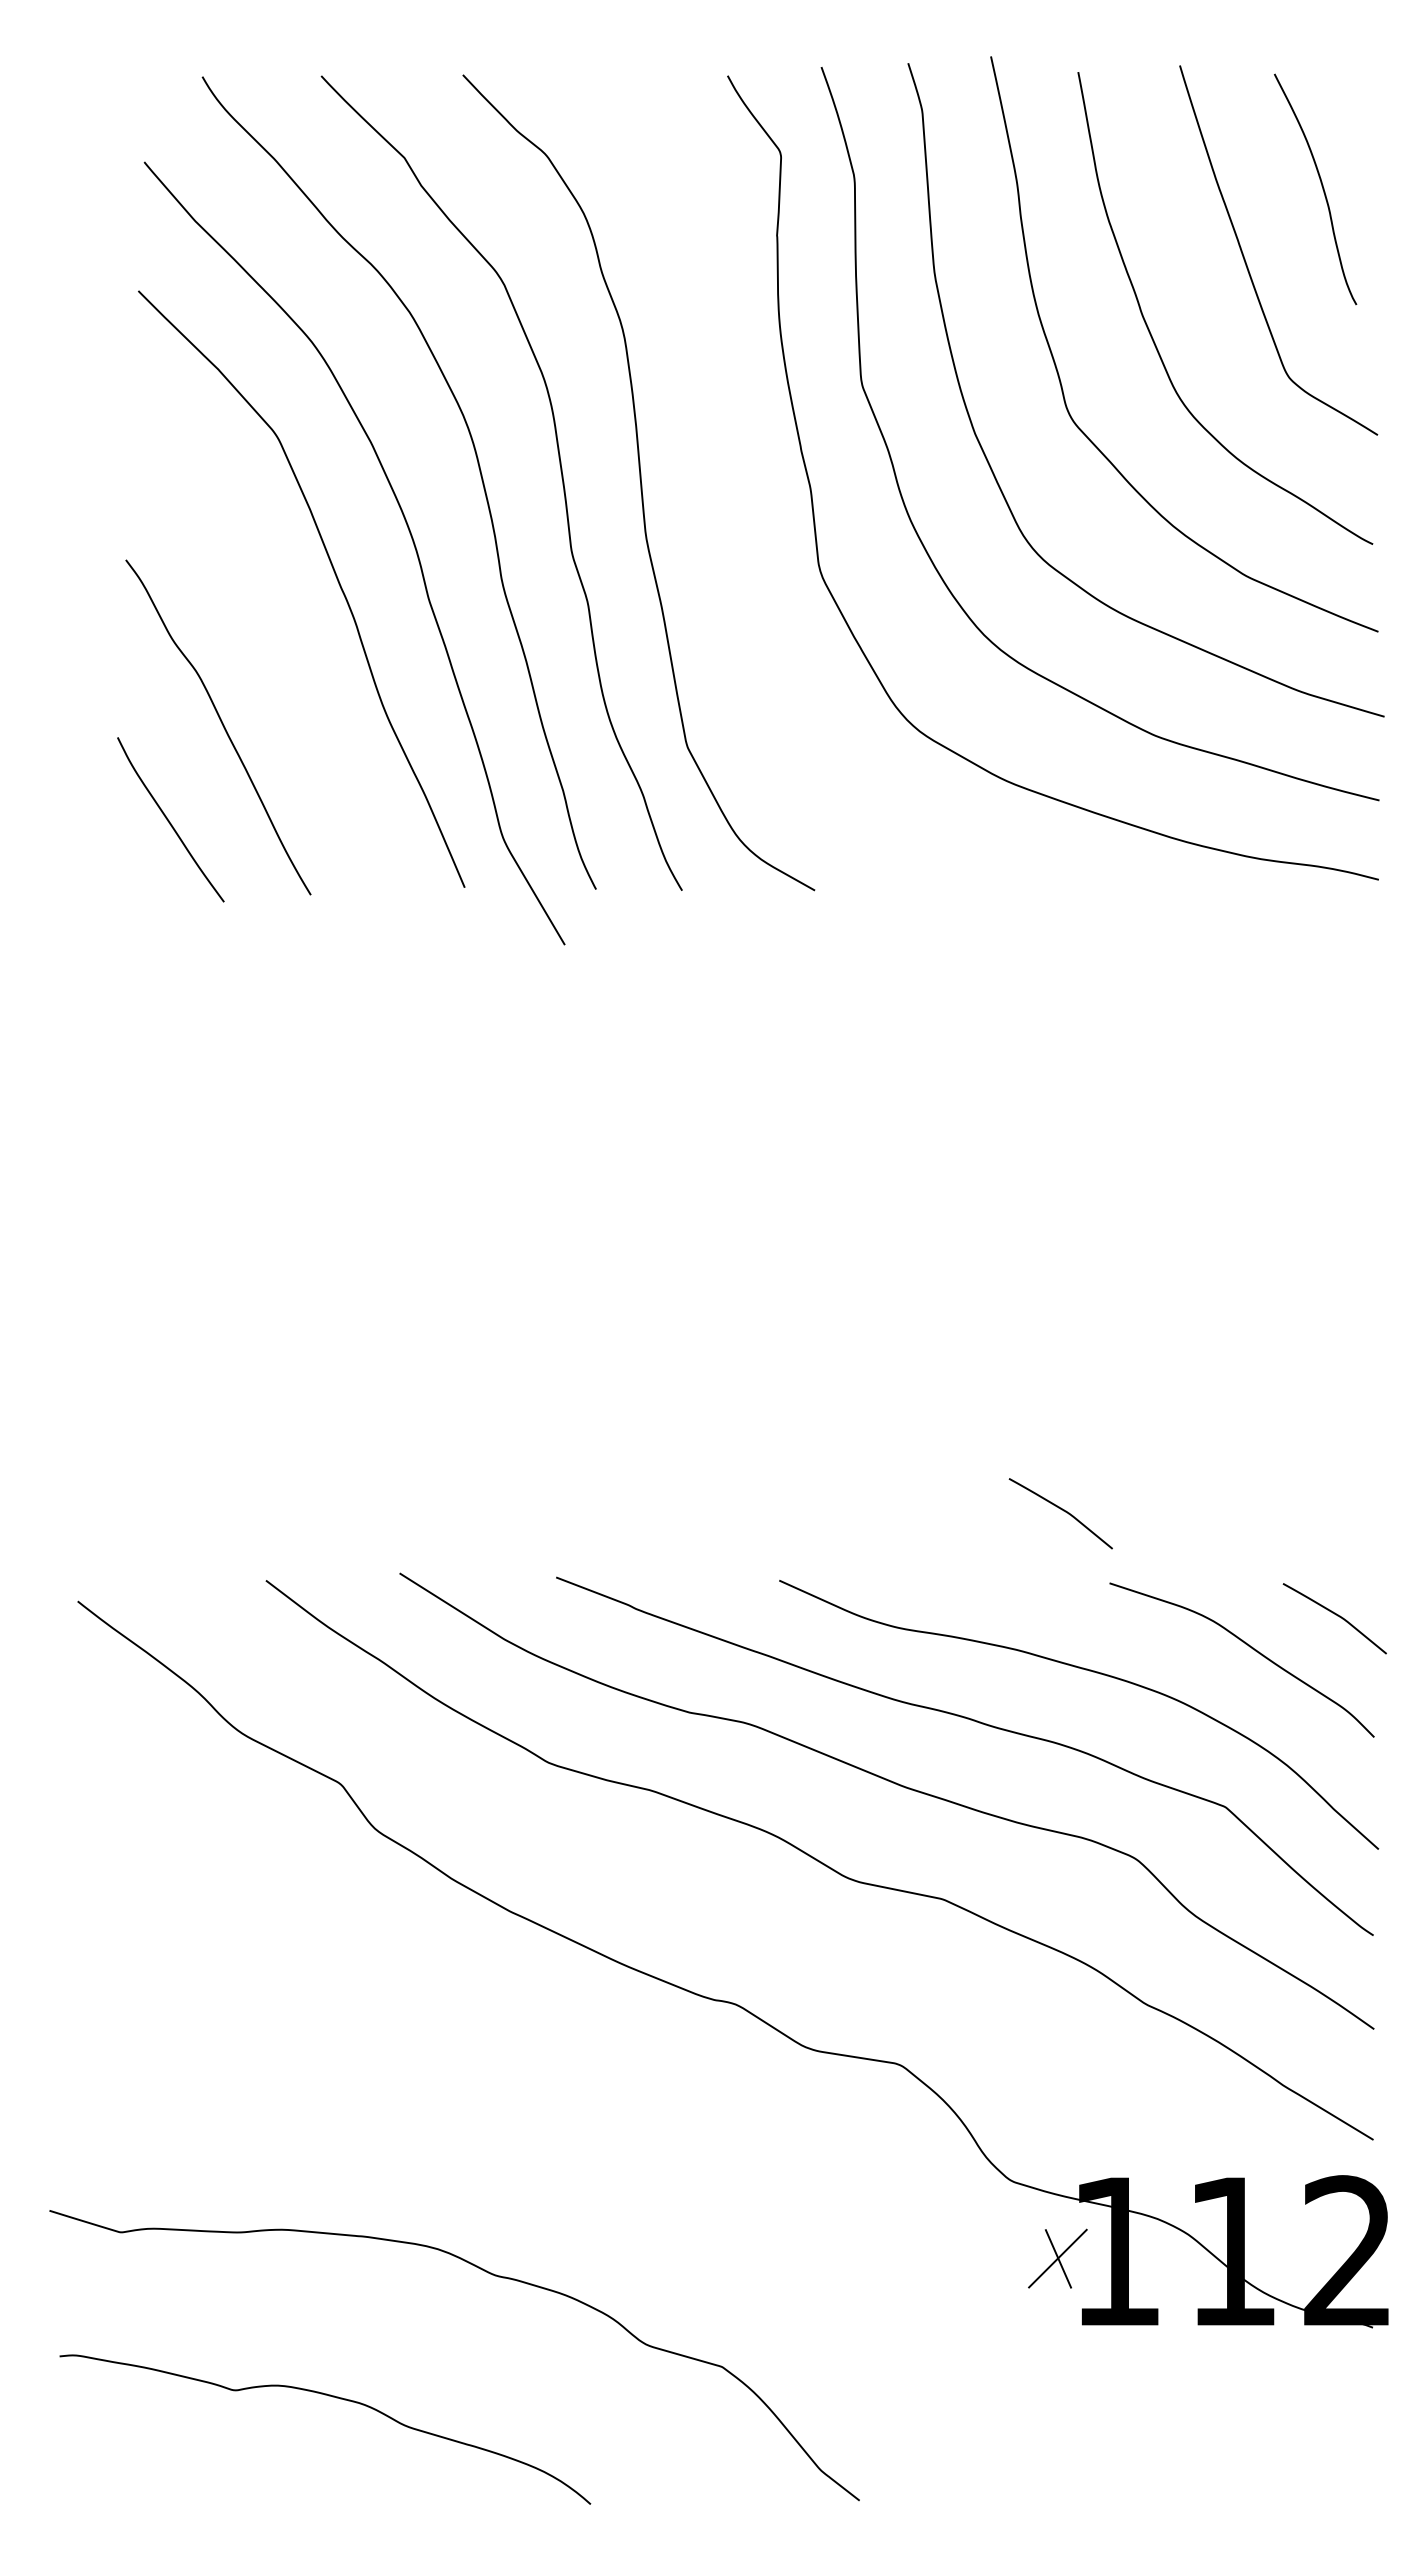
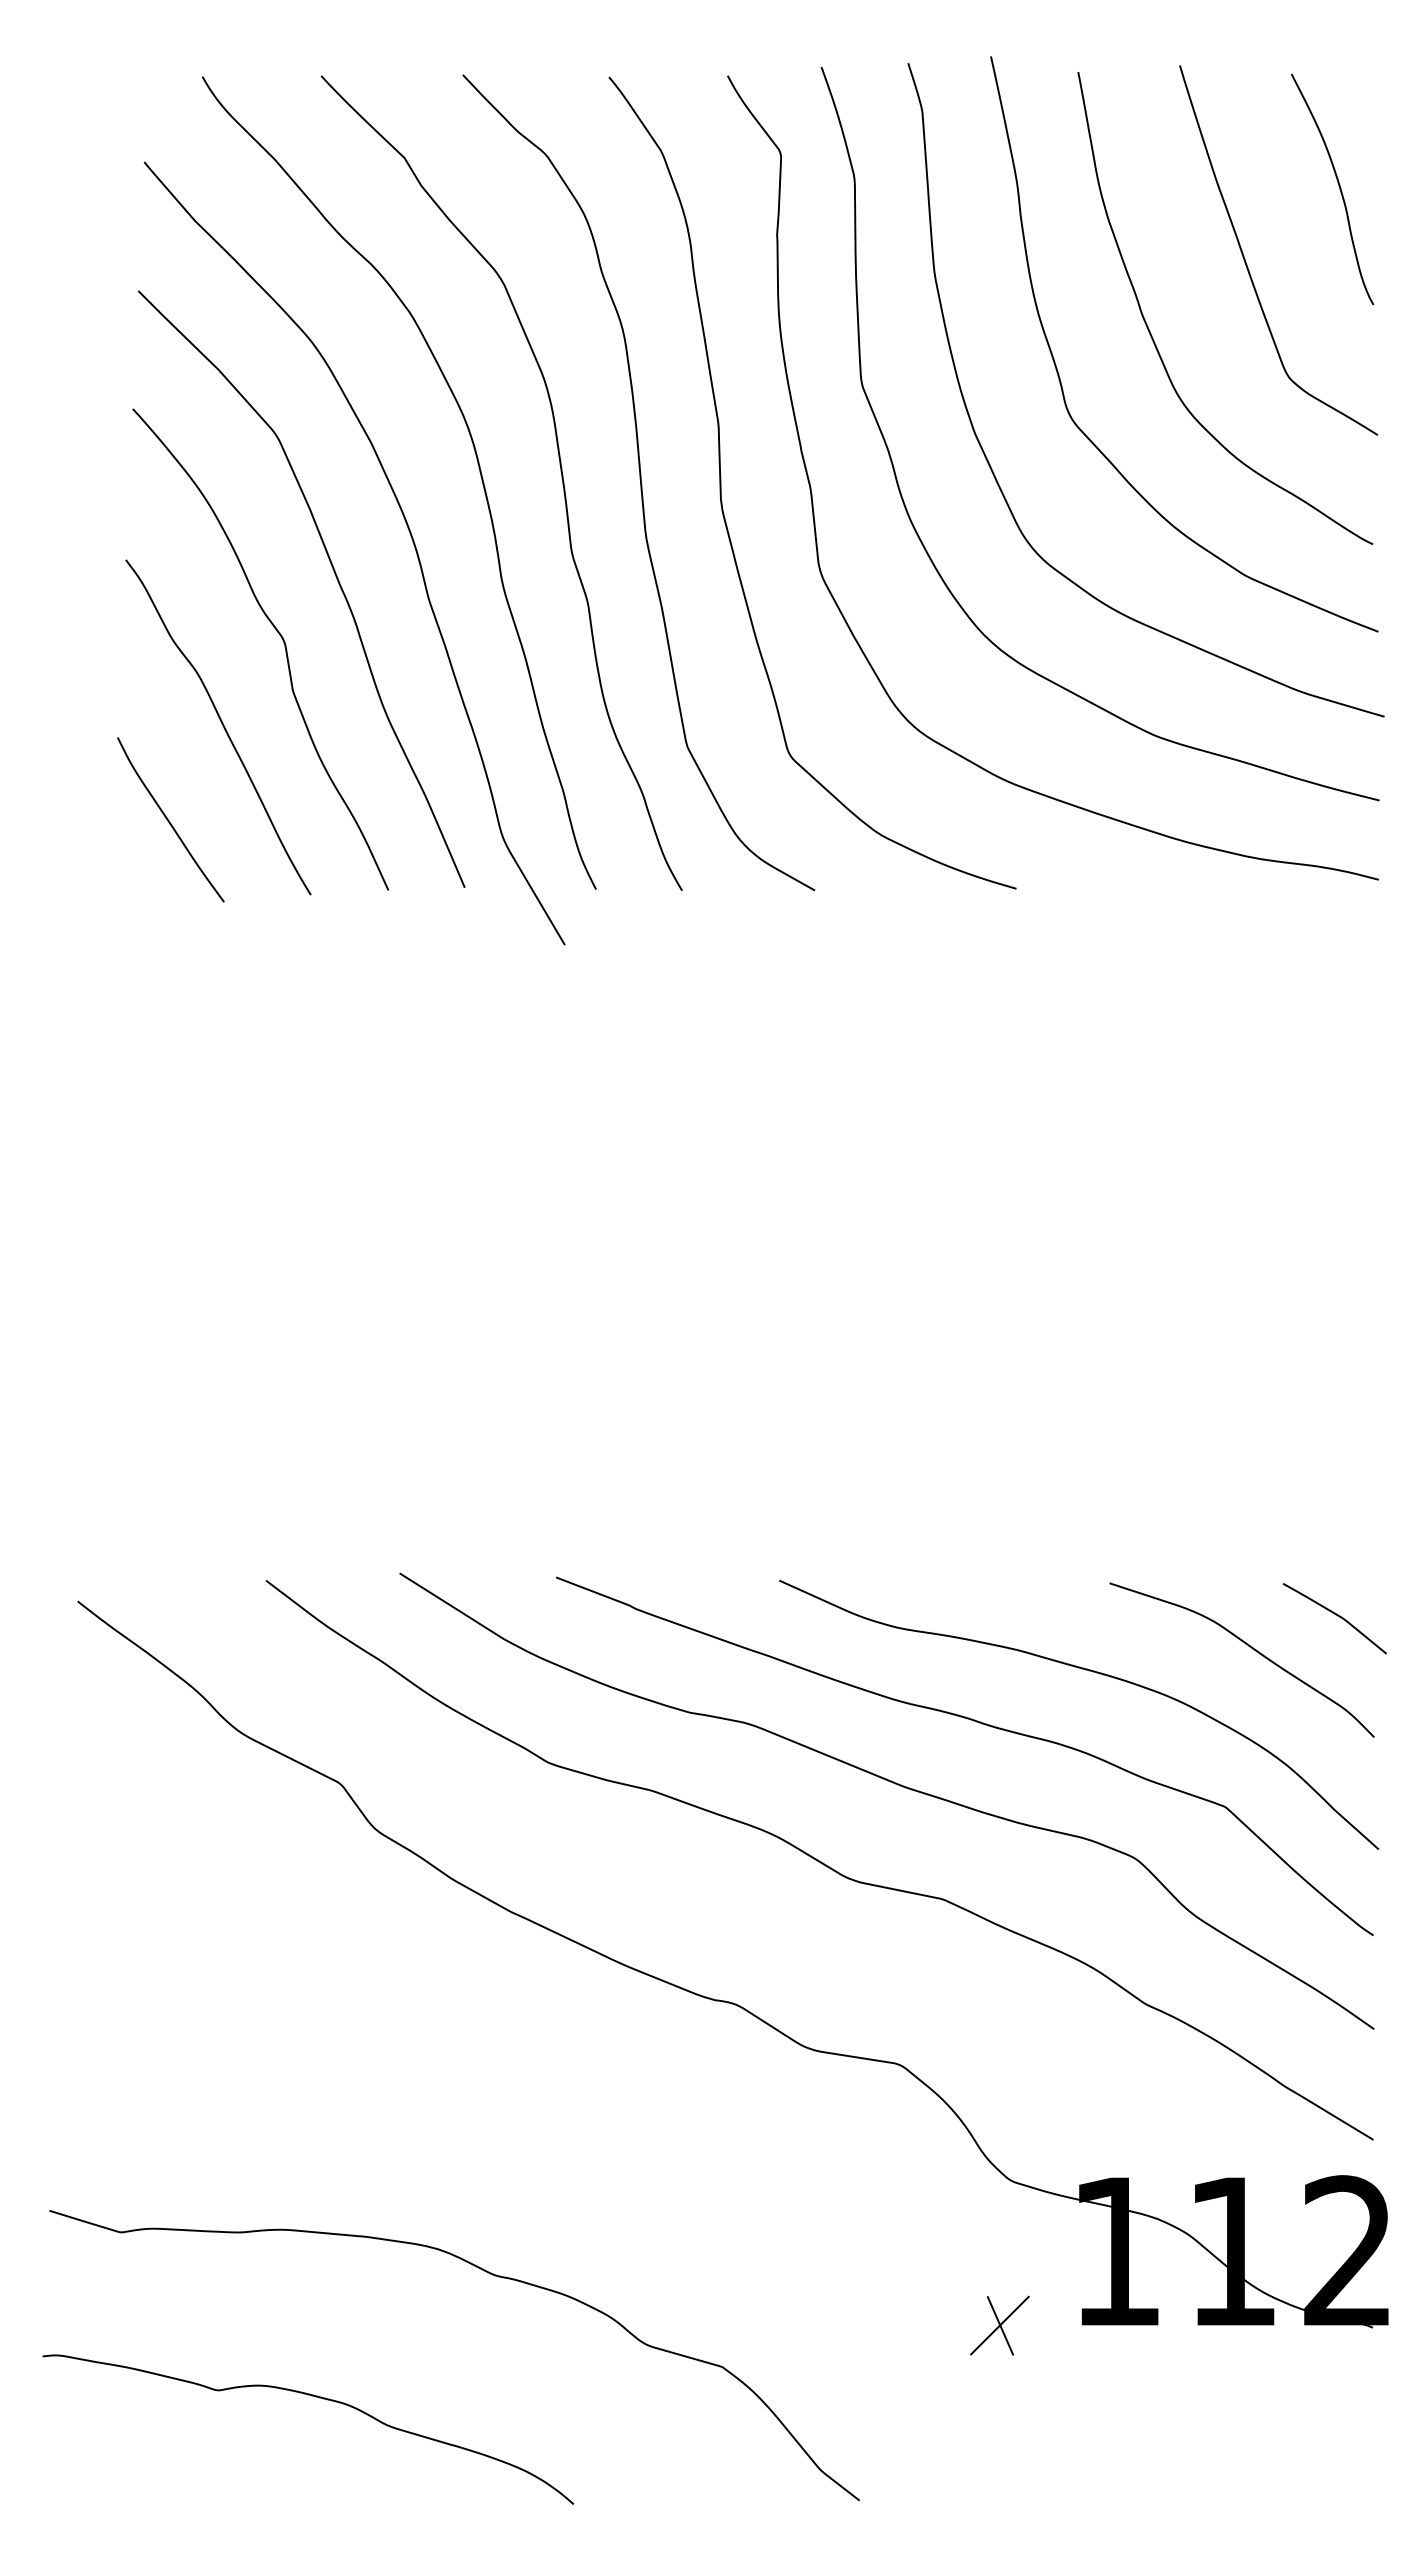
curve position: (1321, 186) -> (1338, 186) (1338, 186)
curve: none -> present (721, 482)
curve: none -> present (279, 635)
curve: present -> none (1062, 1510)
part position: (1057, 2258) -> (999, 2325) (999, 2325)
curve position: (332, 2397) -> (315, 2397) (315, 2397)
